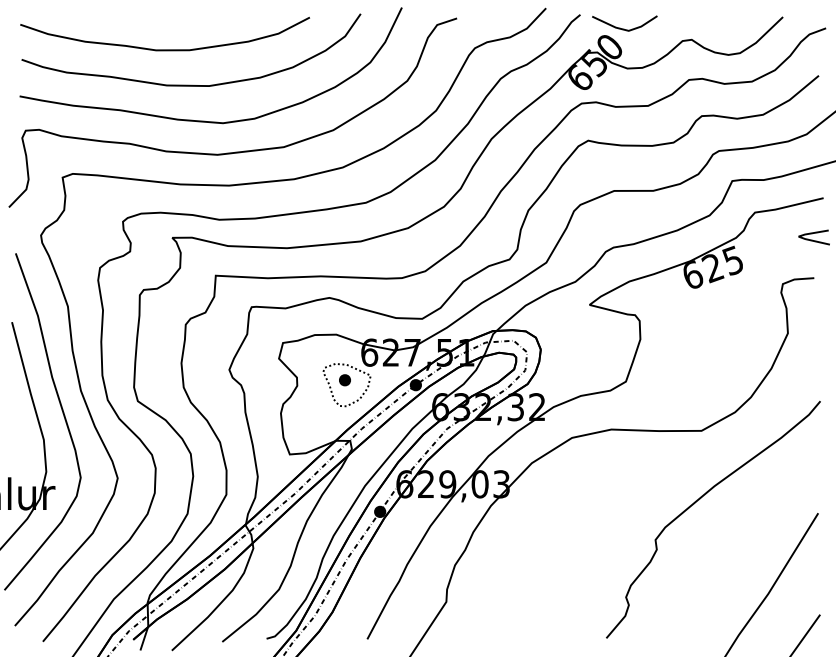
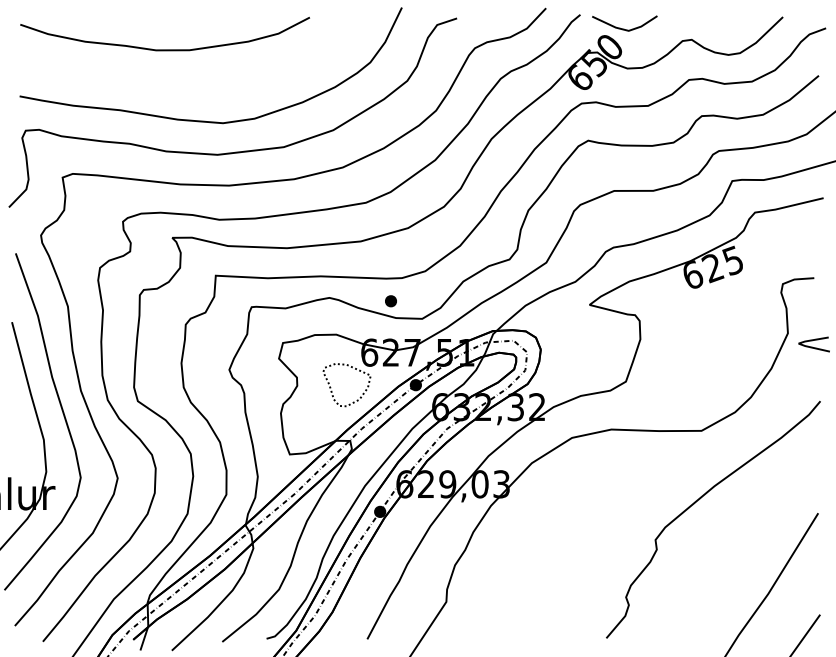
curve: present -> none (191, 84)
line position: (812, 239) -> (812, 346) (812, 346)
part position: (344, 380) -> (390, 301) (390, 301)
